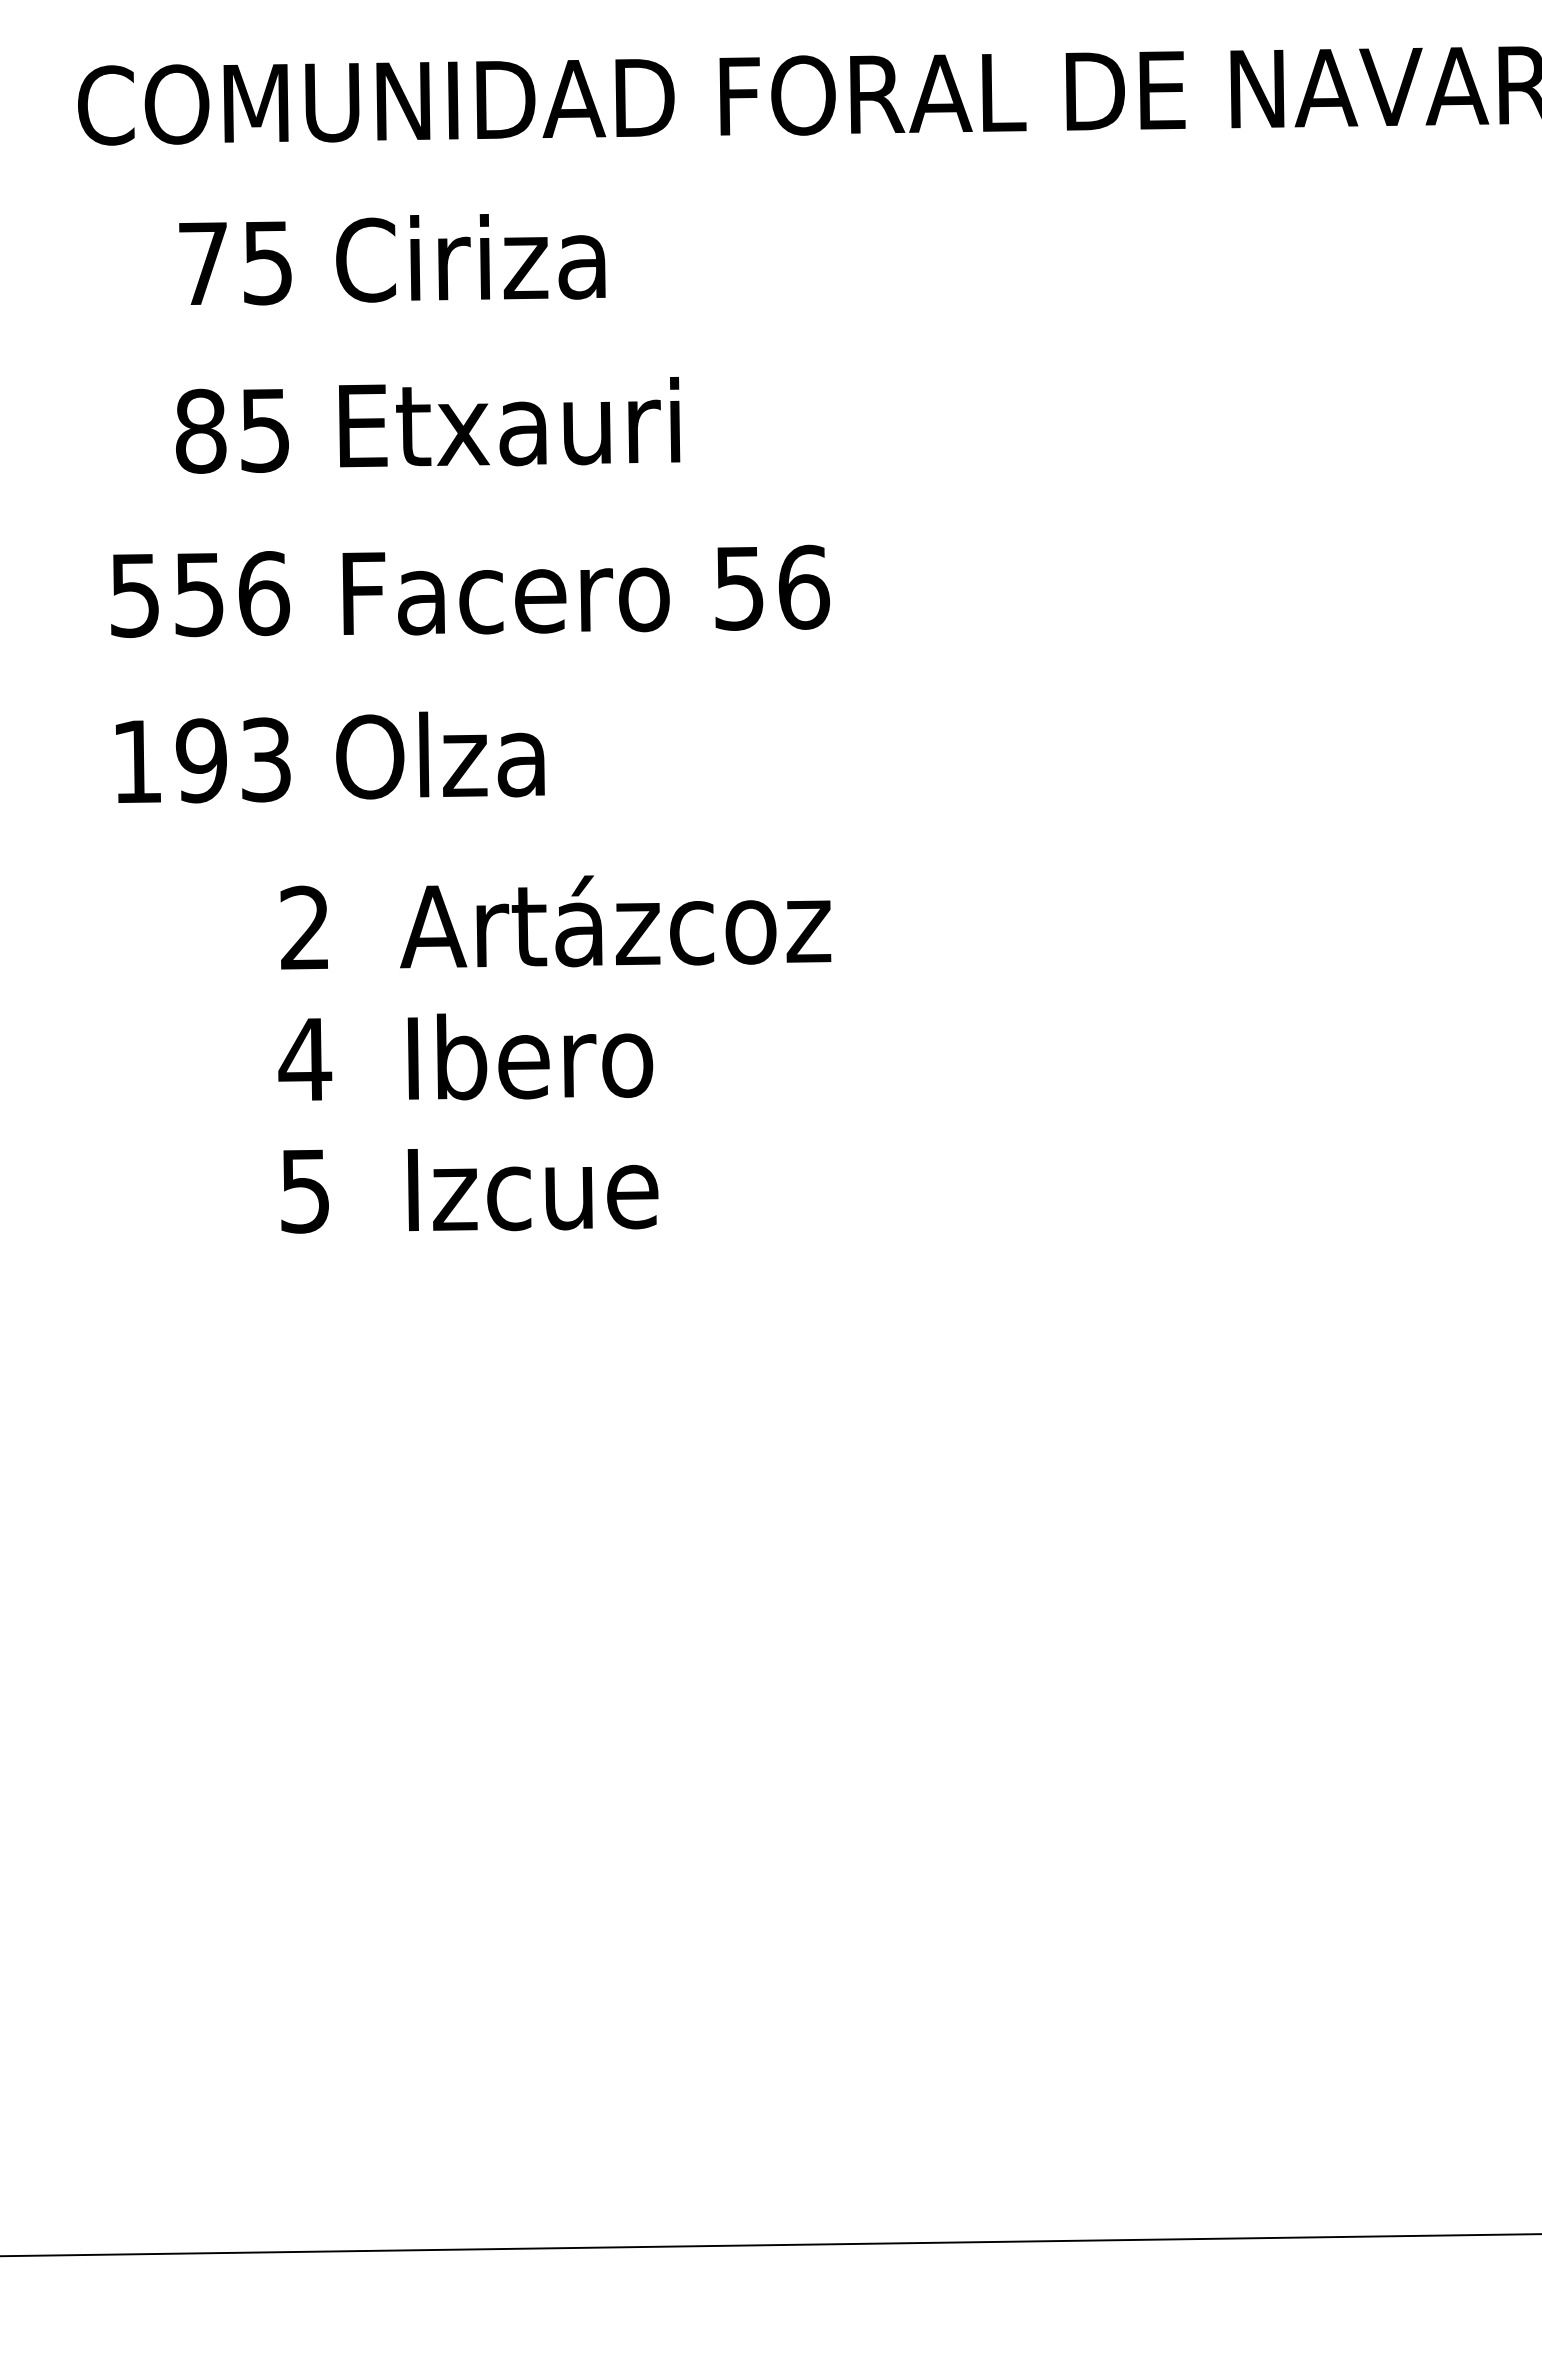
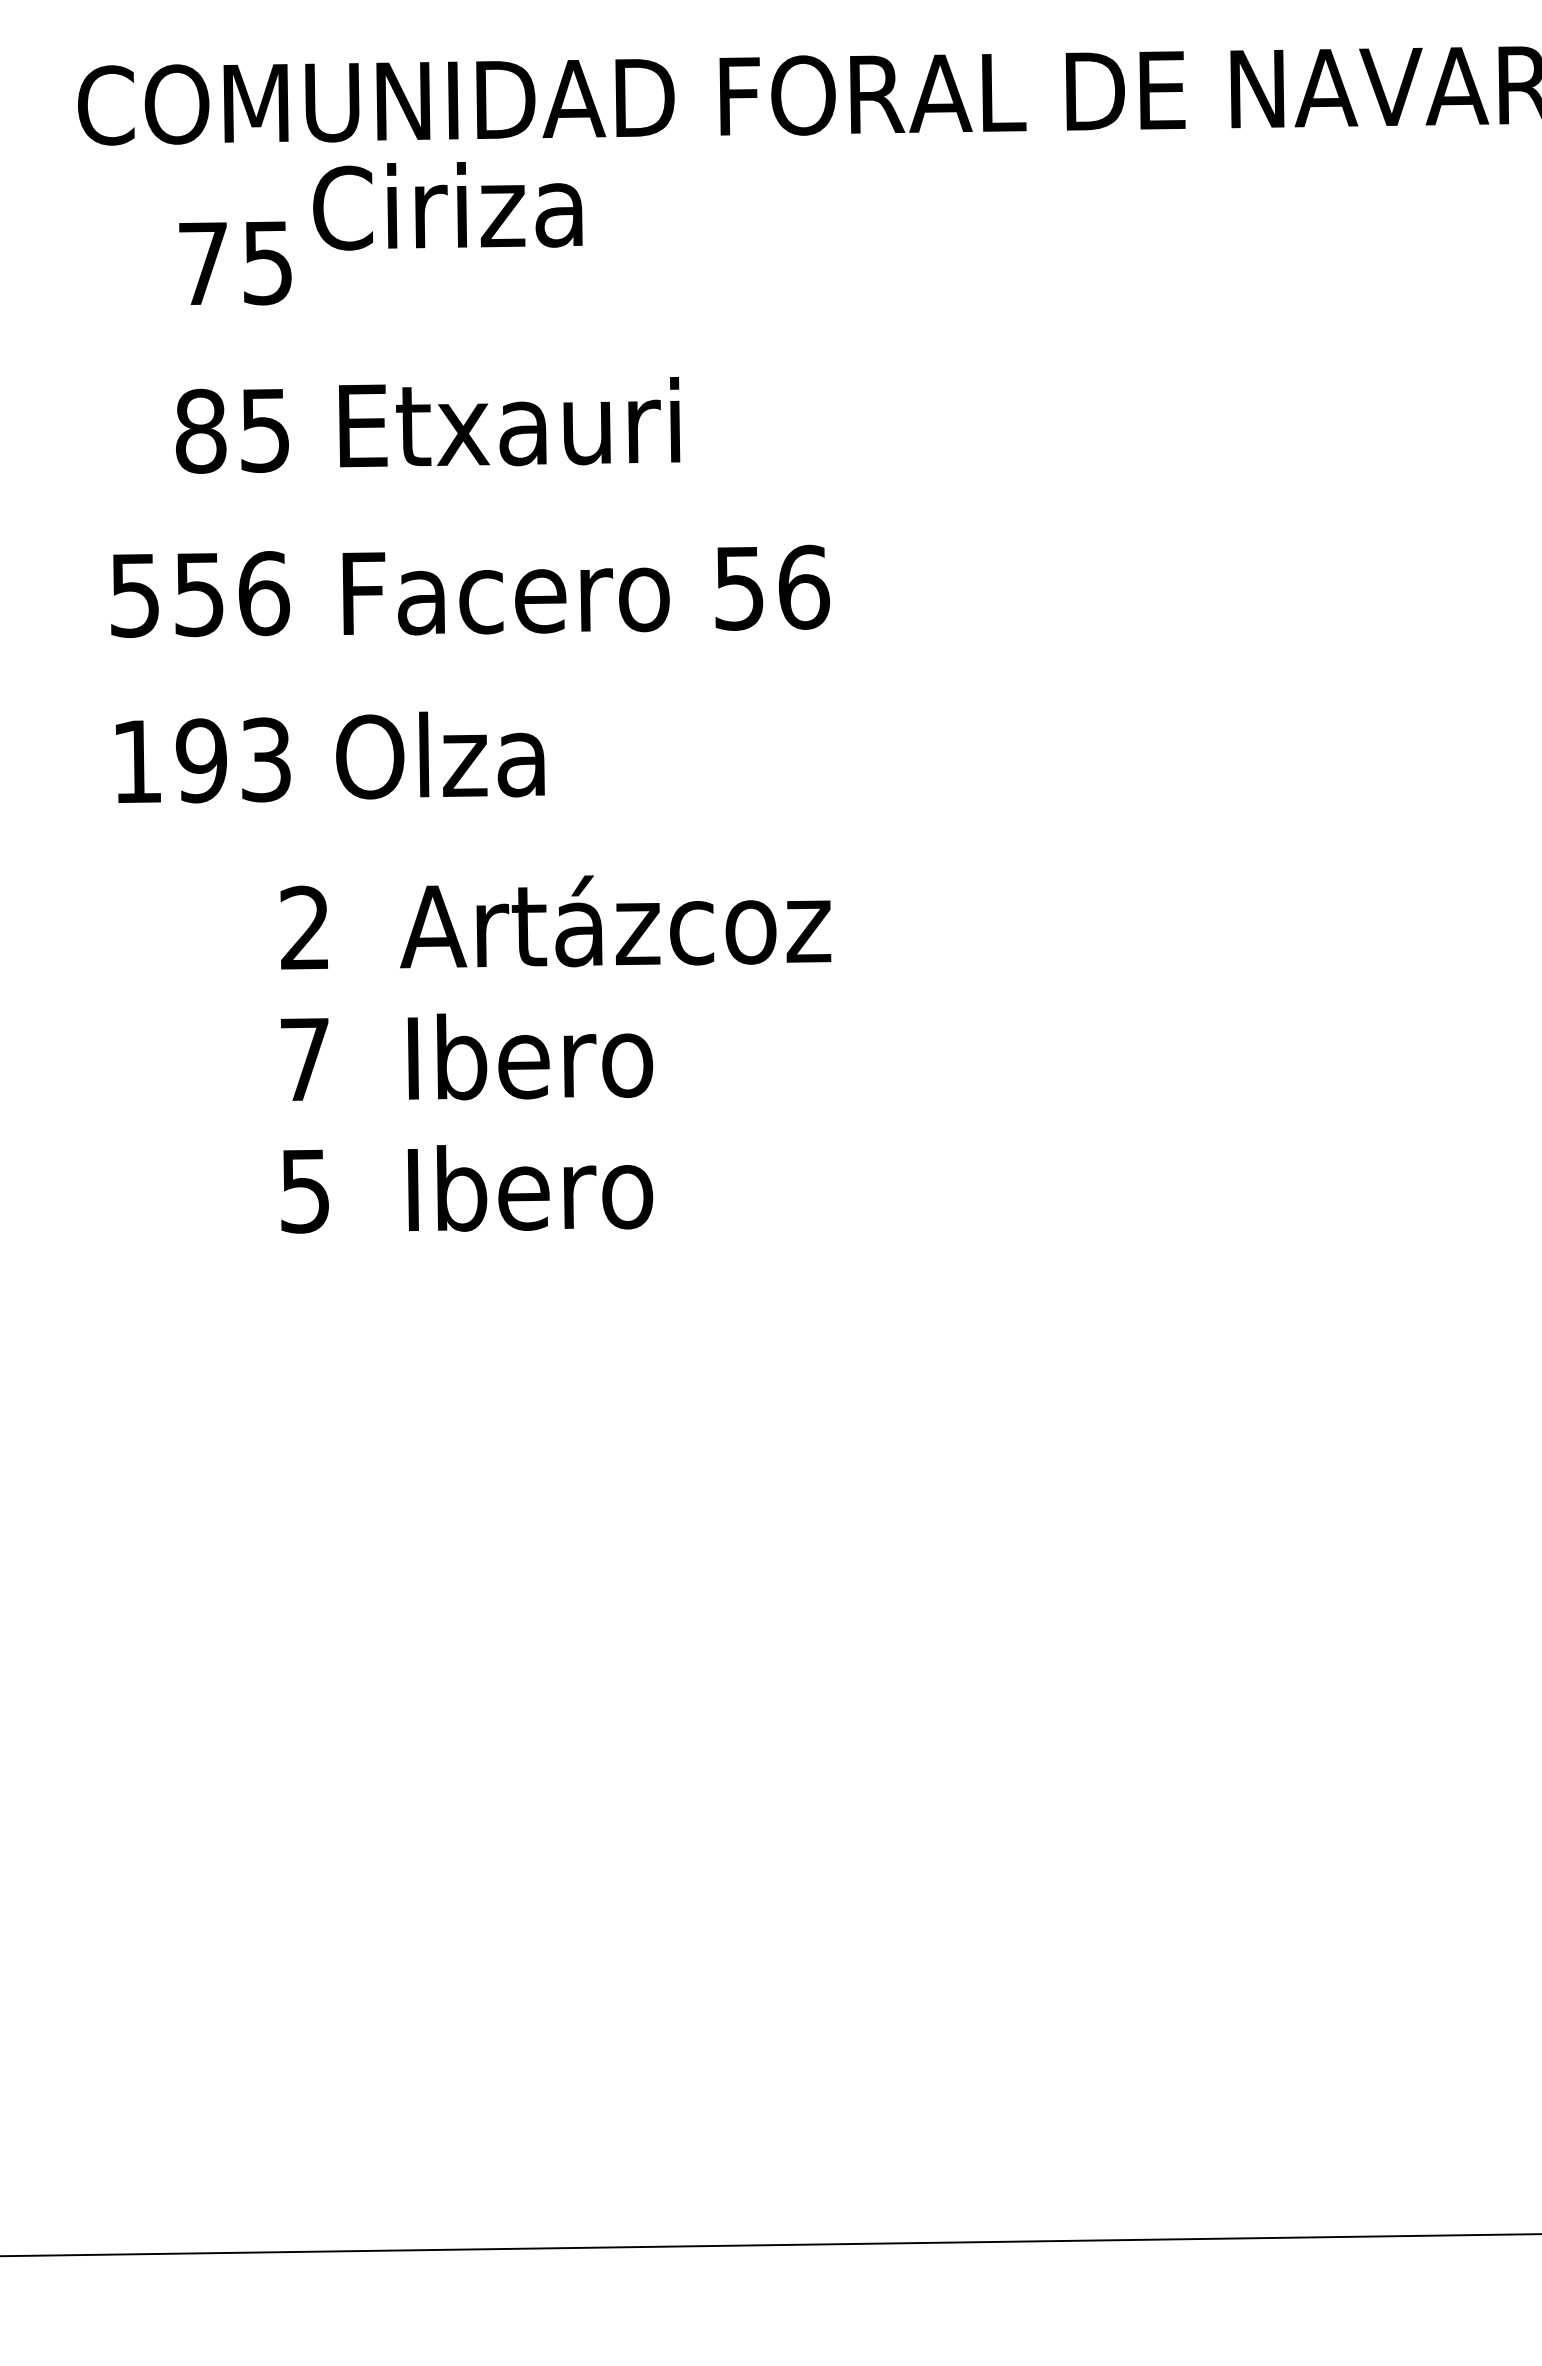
text position: (470, 258) -> (447, 206) (447, 206)
text: 4 -> 7 (305, 1059)
text: Izcue -> Ibero (545, 1188)
